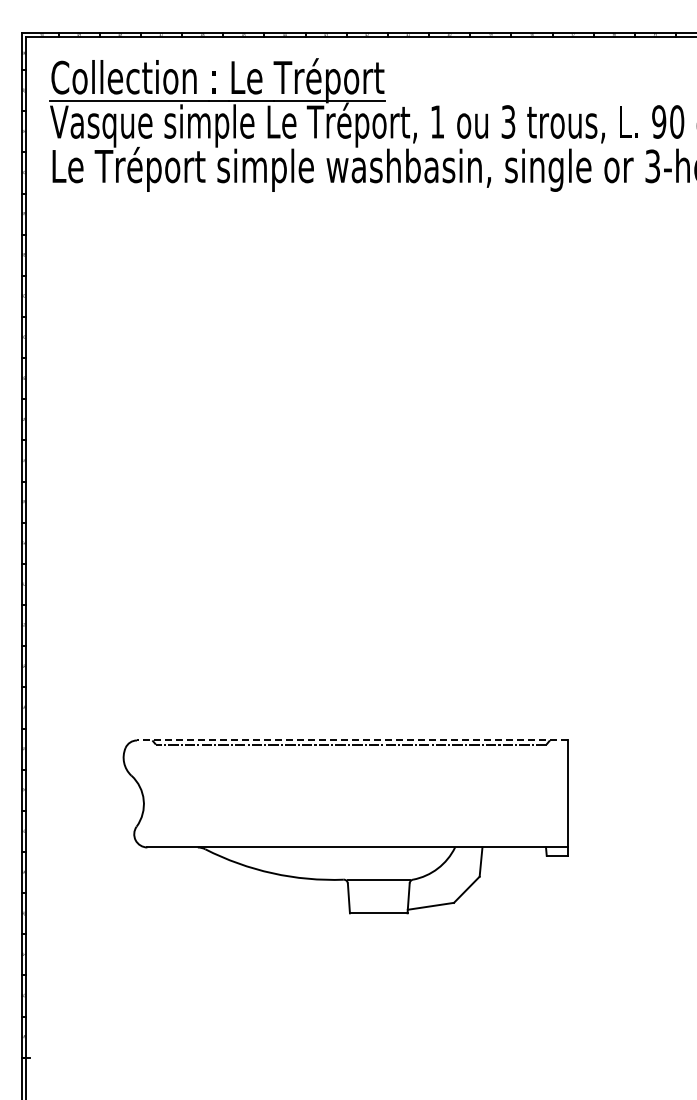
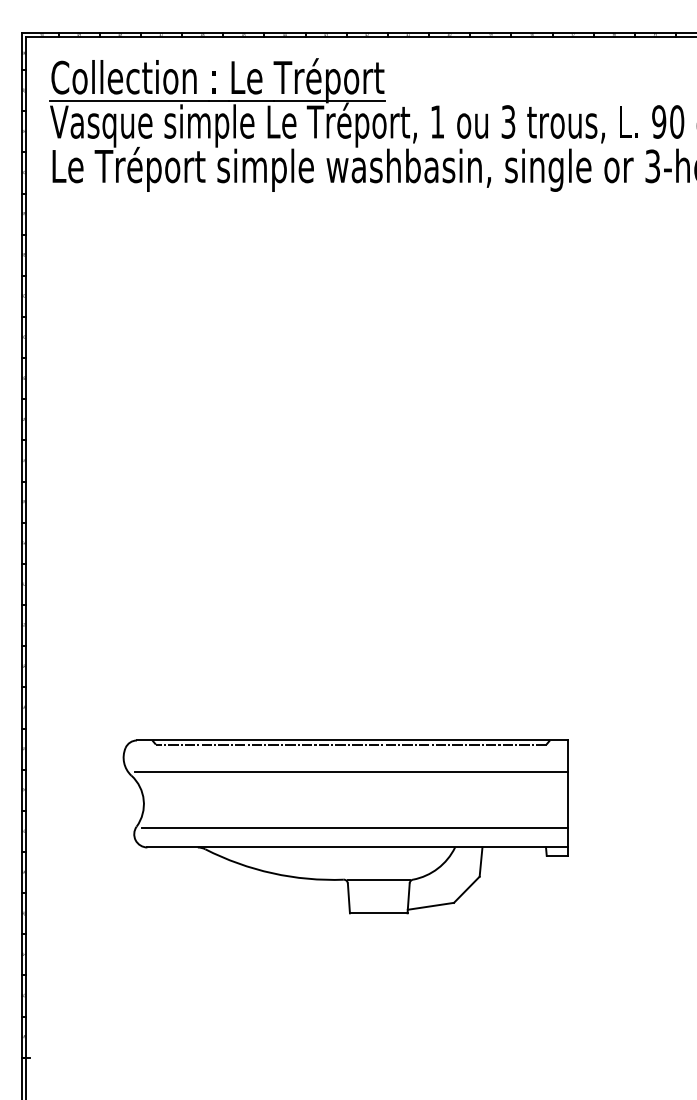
line: dashed -> solid (352, 740)
line: none -> present (351, 772)
line: none -> present (354, 828)
